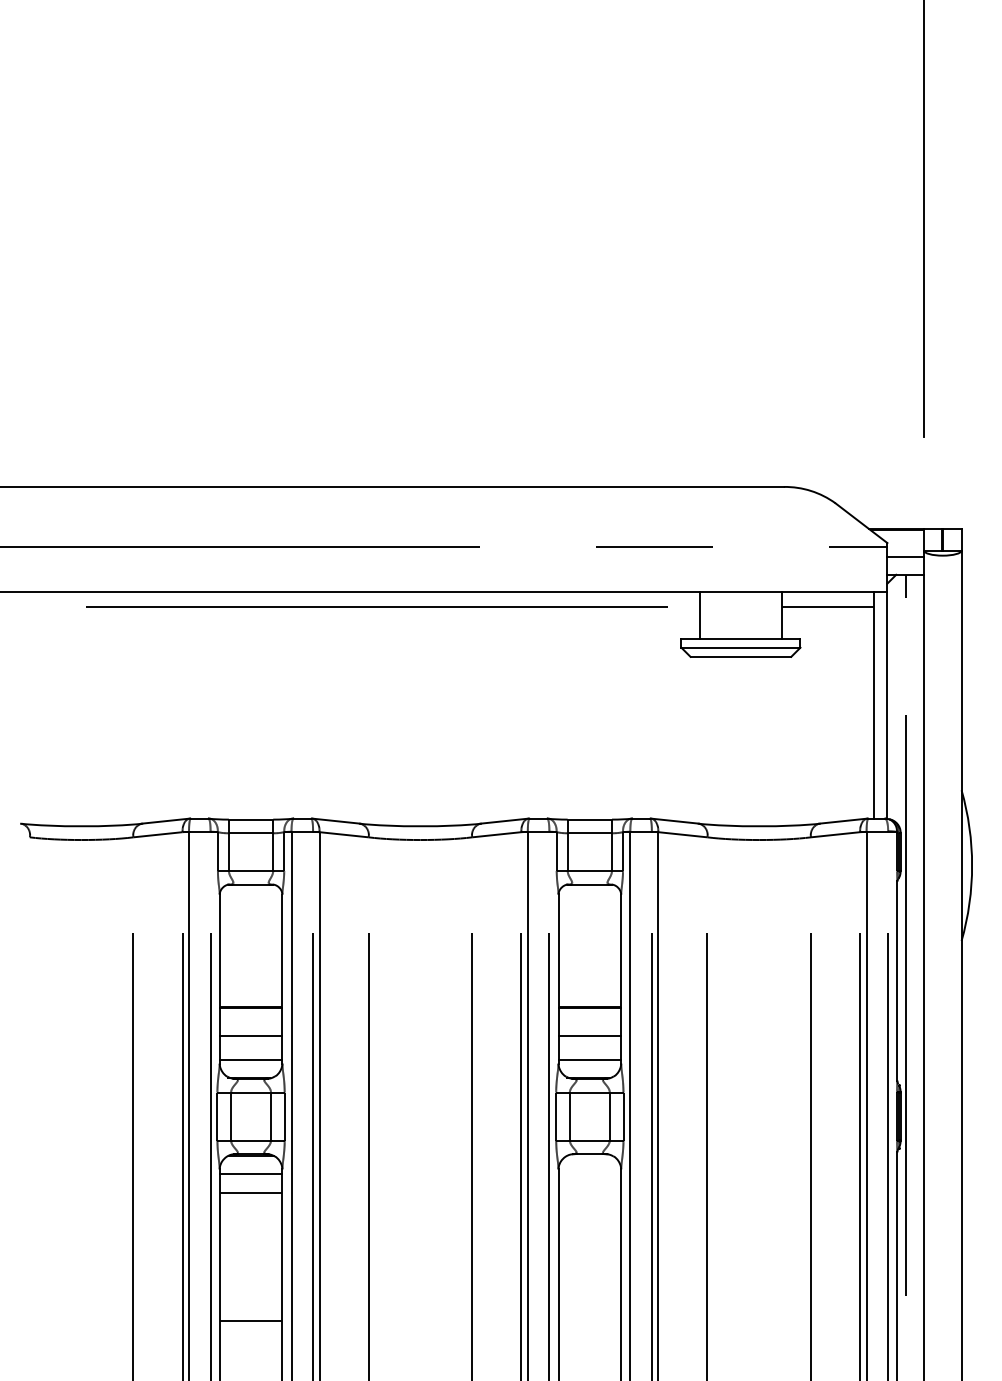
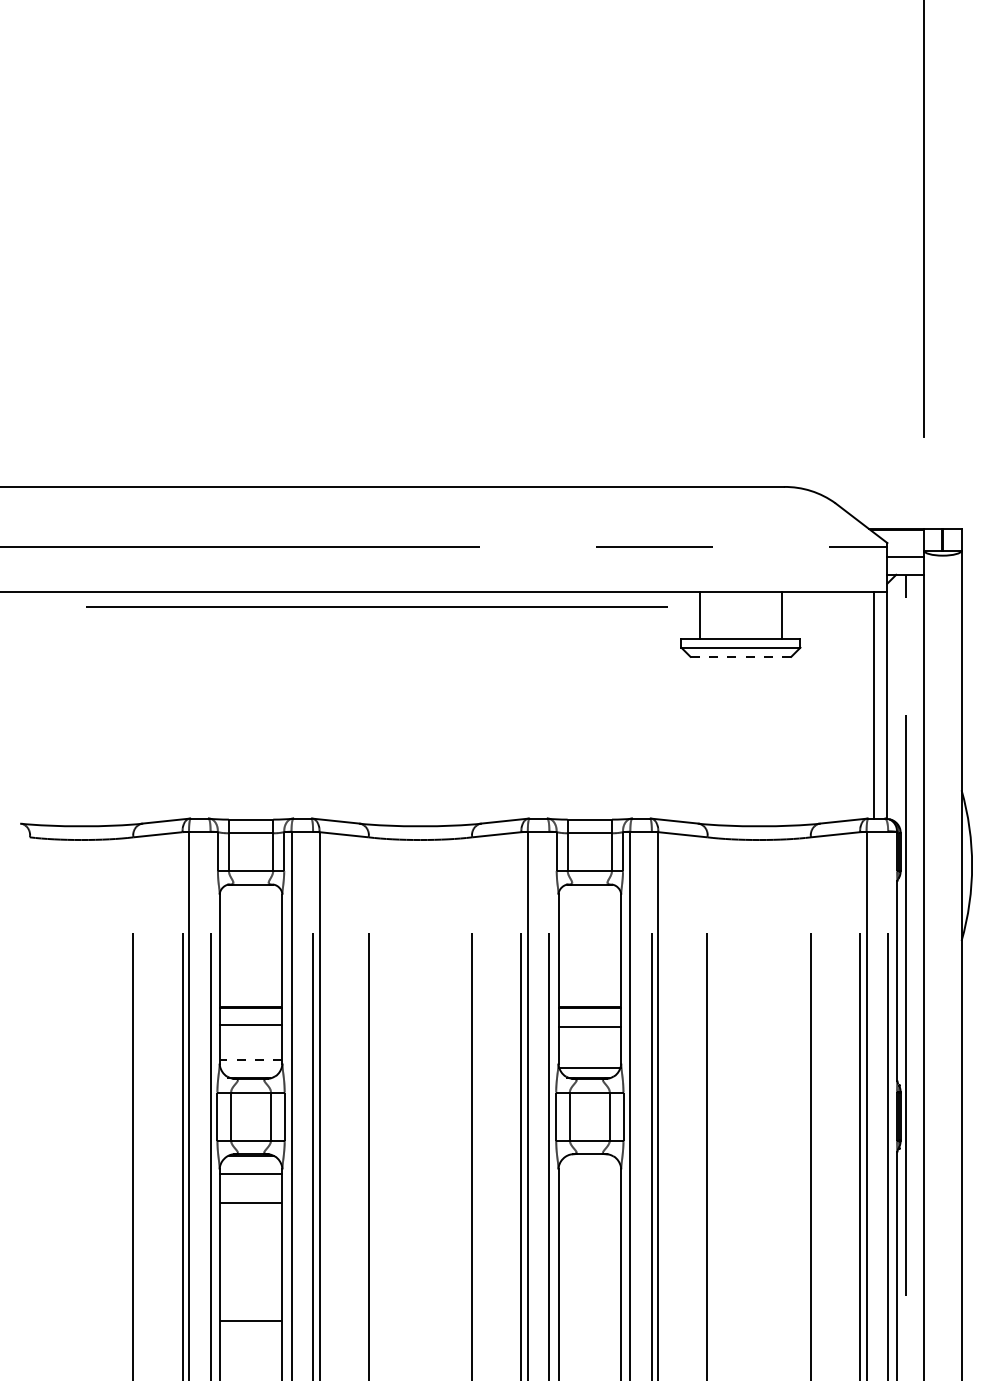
line: present -> none (827, 607)
line: solid -> dashed (740, 656)
line position: (250, 1036) -> (250, 1025) (250, 1025)
line position: (589, 1036) -> (589, 1027) (589, 1027)
line: solid -> dashed (250, 1059)
line position: (589, 1059) -> (589, 1067) (589, 1067)
line position: (250, 1192) -> (250, 1202) (250, 1202)
